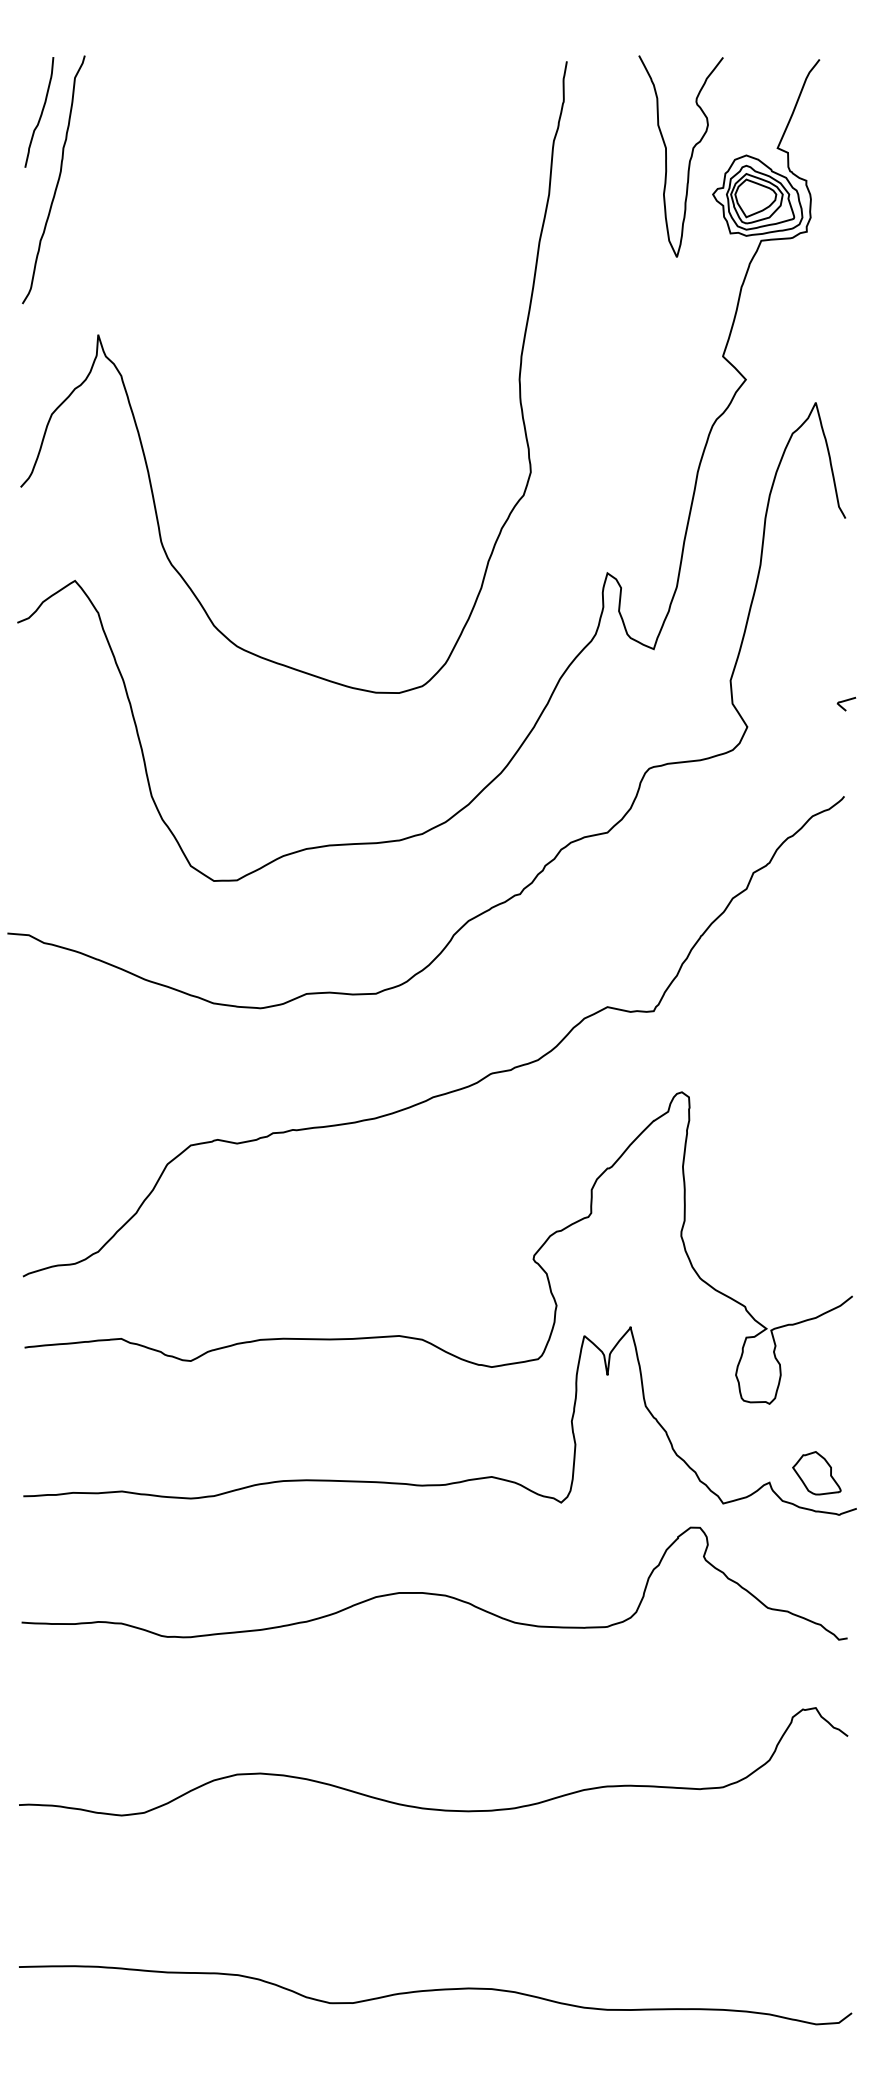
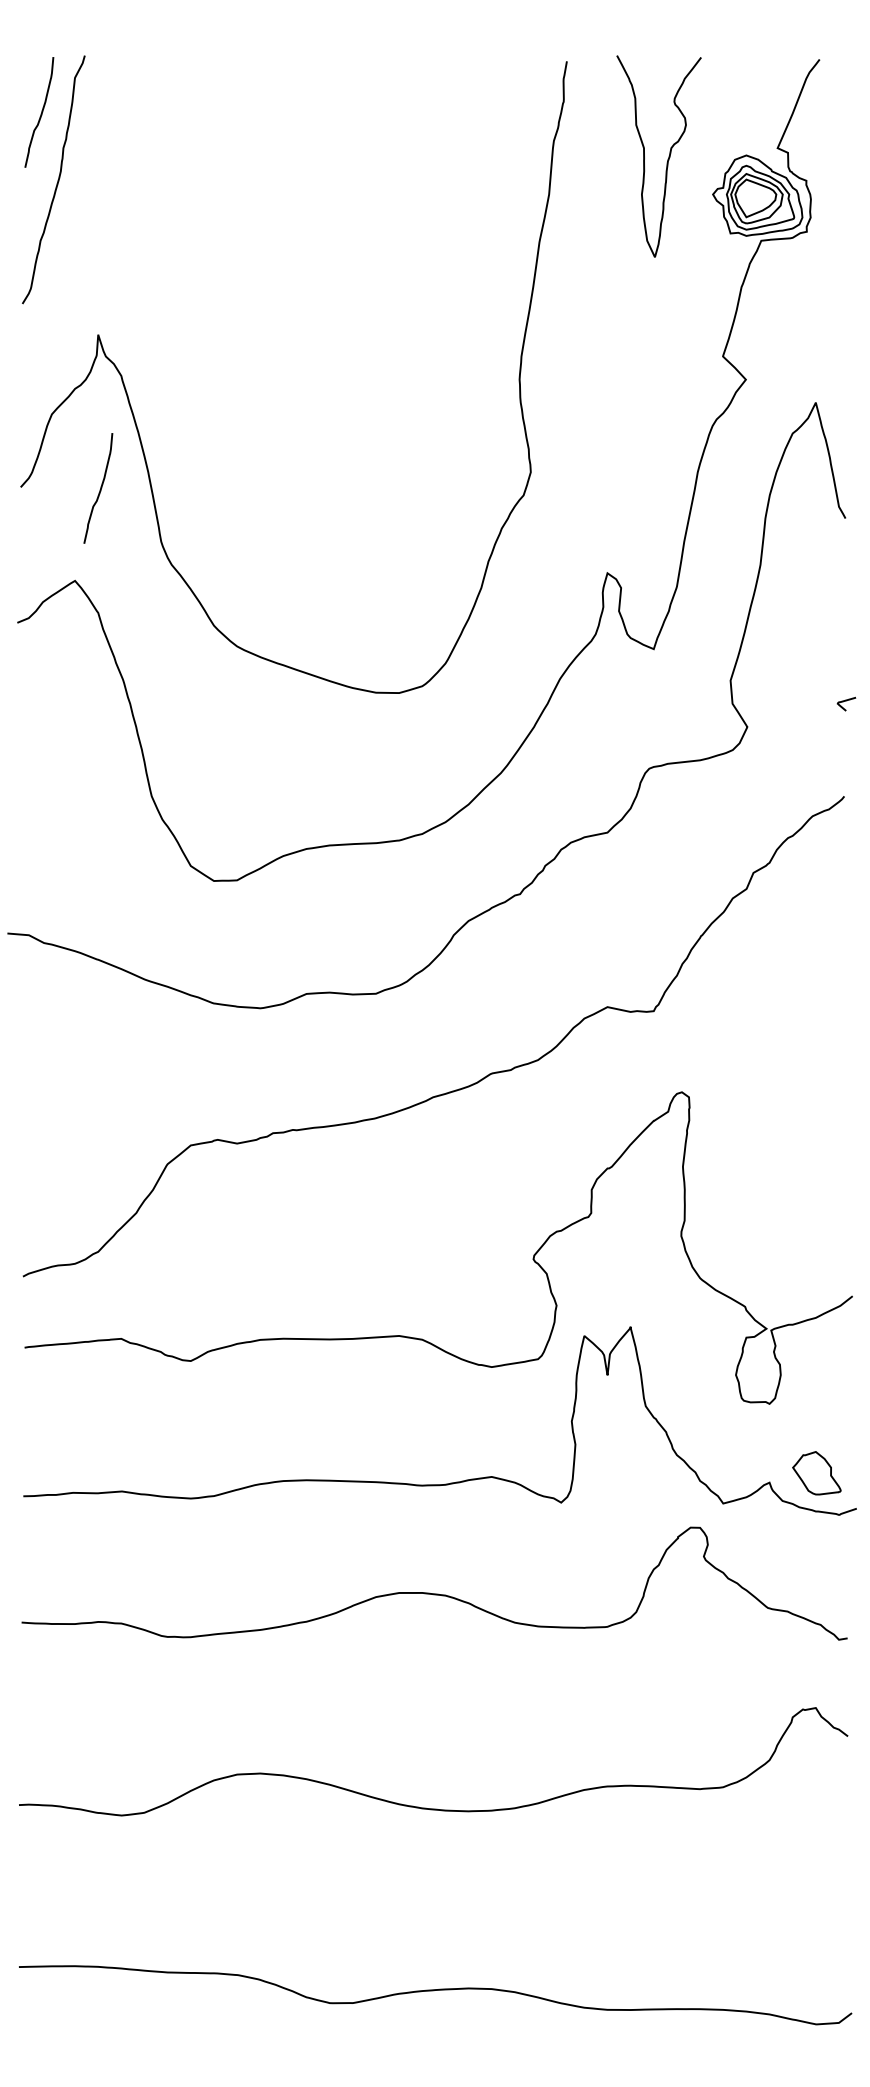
curve position: (689, 159) -> (667, 159) (667, 159)
curve: none -> present (99, 489)
